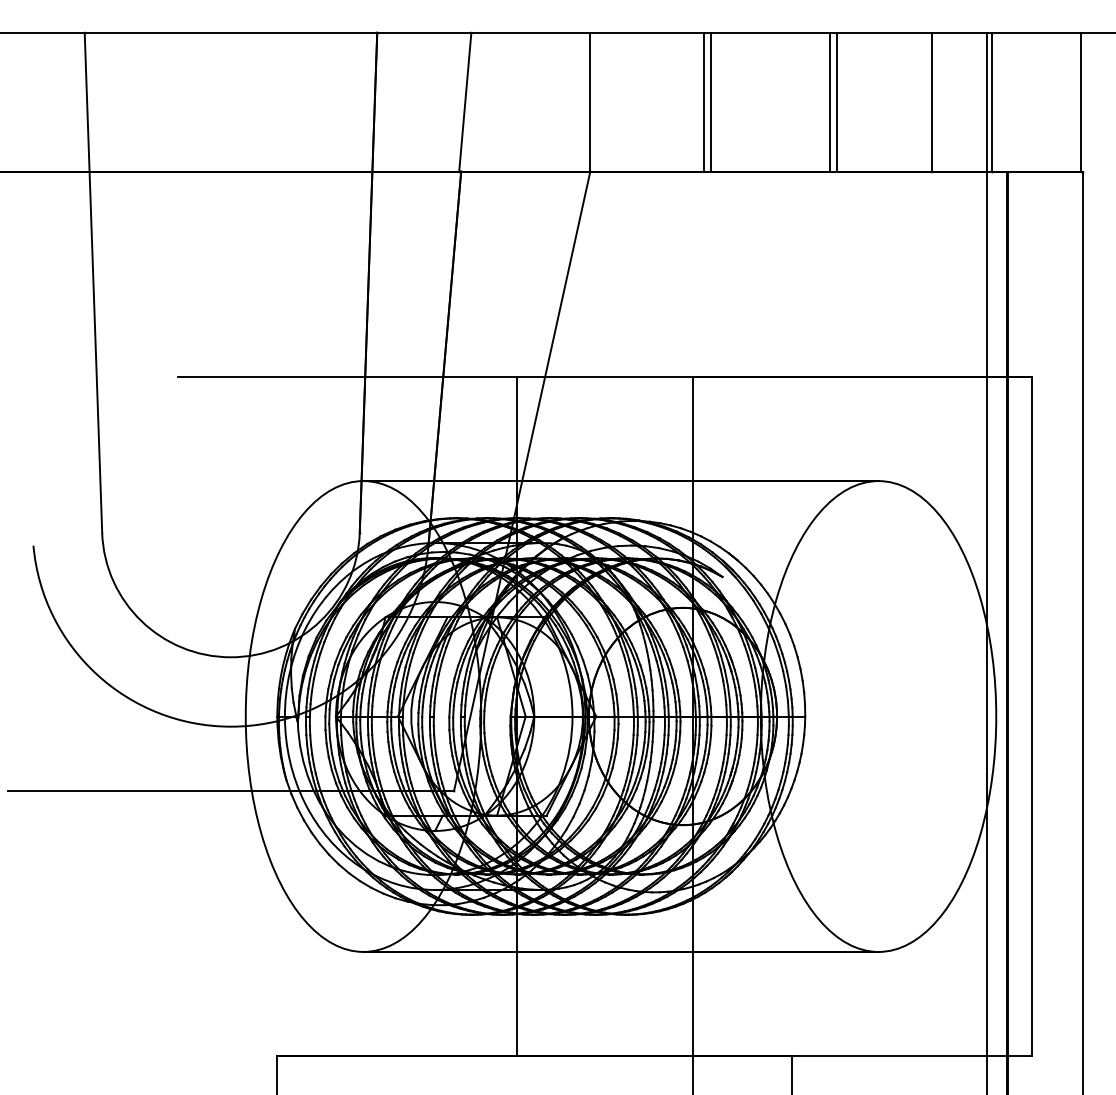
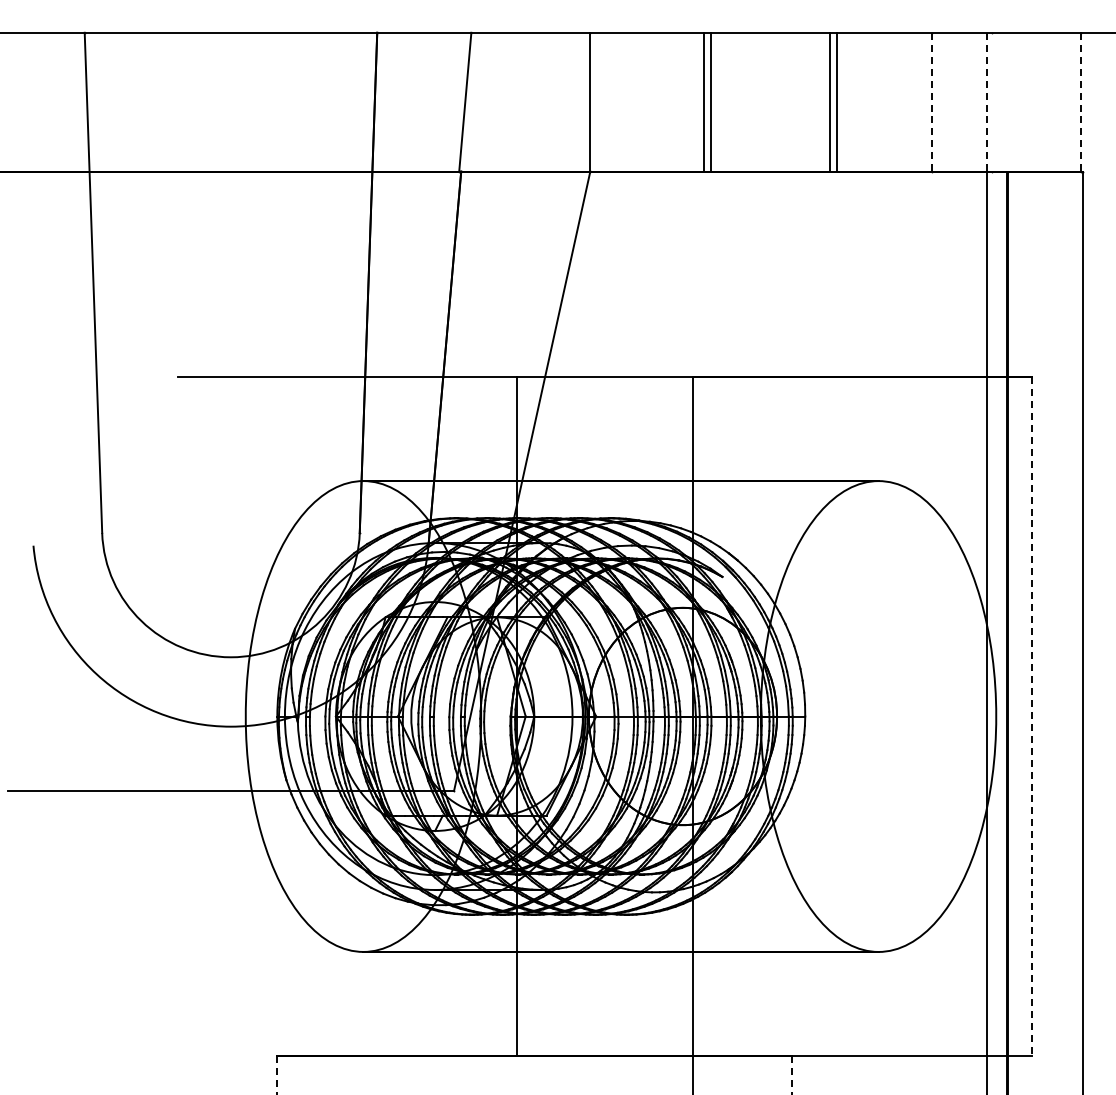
line: present -> none (991, 101)
line: solid -> dashed (932, 102)
line: solid -> dashed (986, 102)
line: solid -> dashed (1081, 102)
line: solid -> dashed (1032, 716)
line: solid -> dashed (791, 1075)
line: solid -> dashed (276, 1076)
